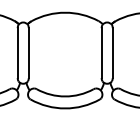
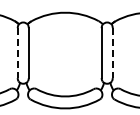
line: solid -> dashed (17, 53)
line: solid -> dashed (112, 53)
